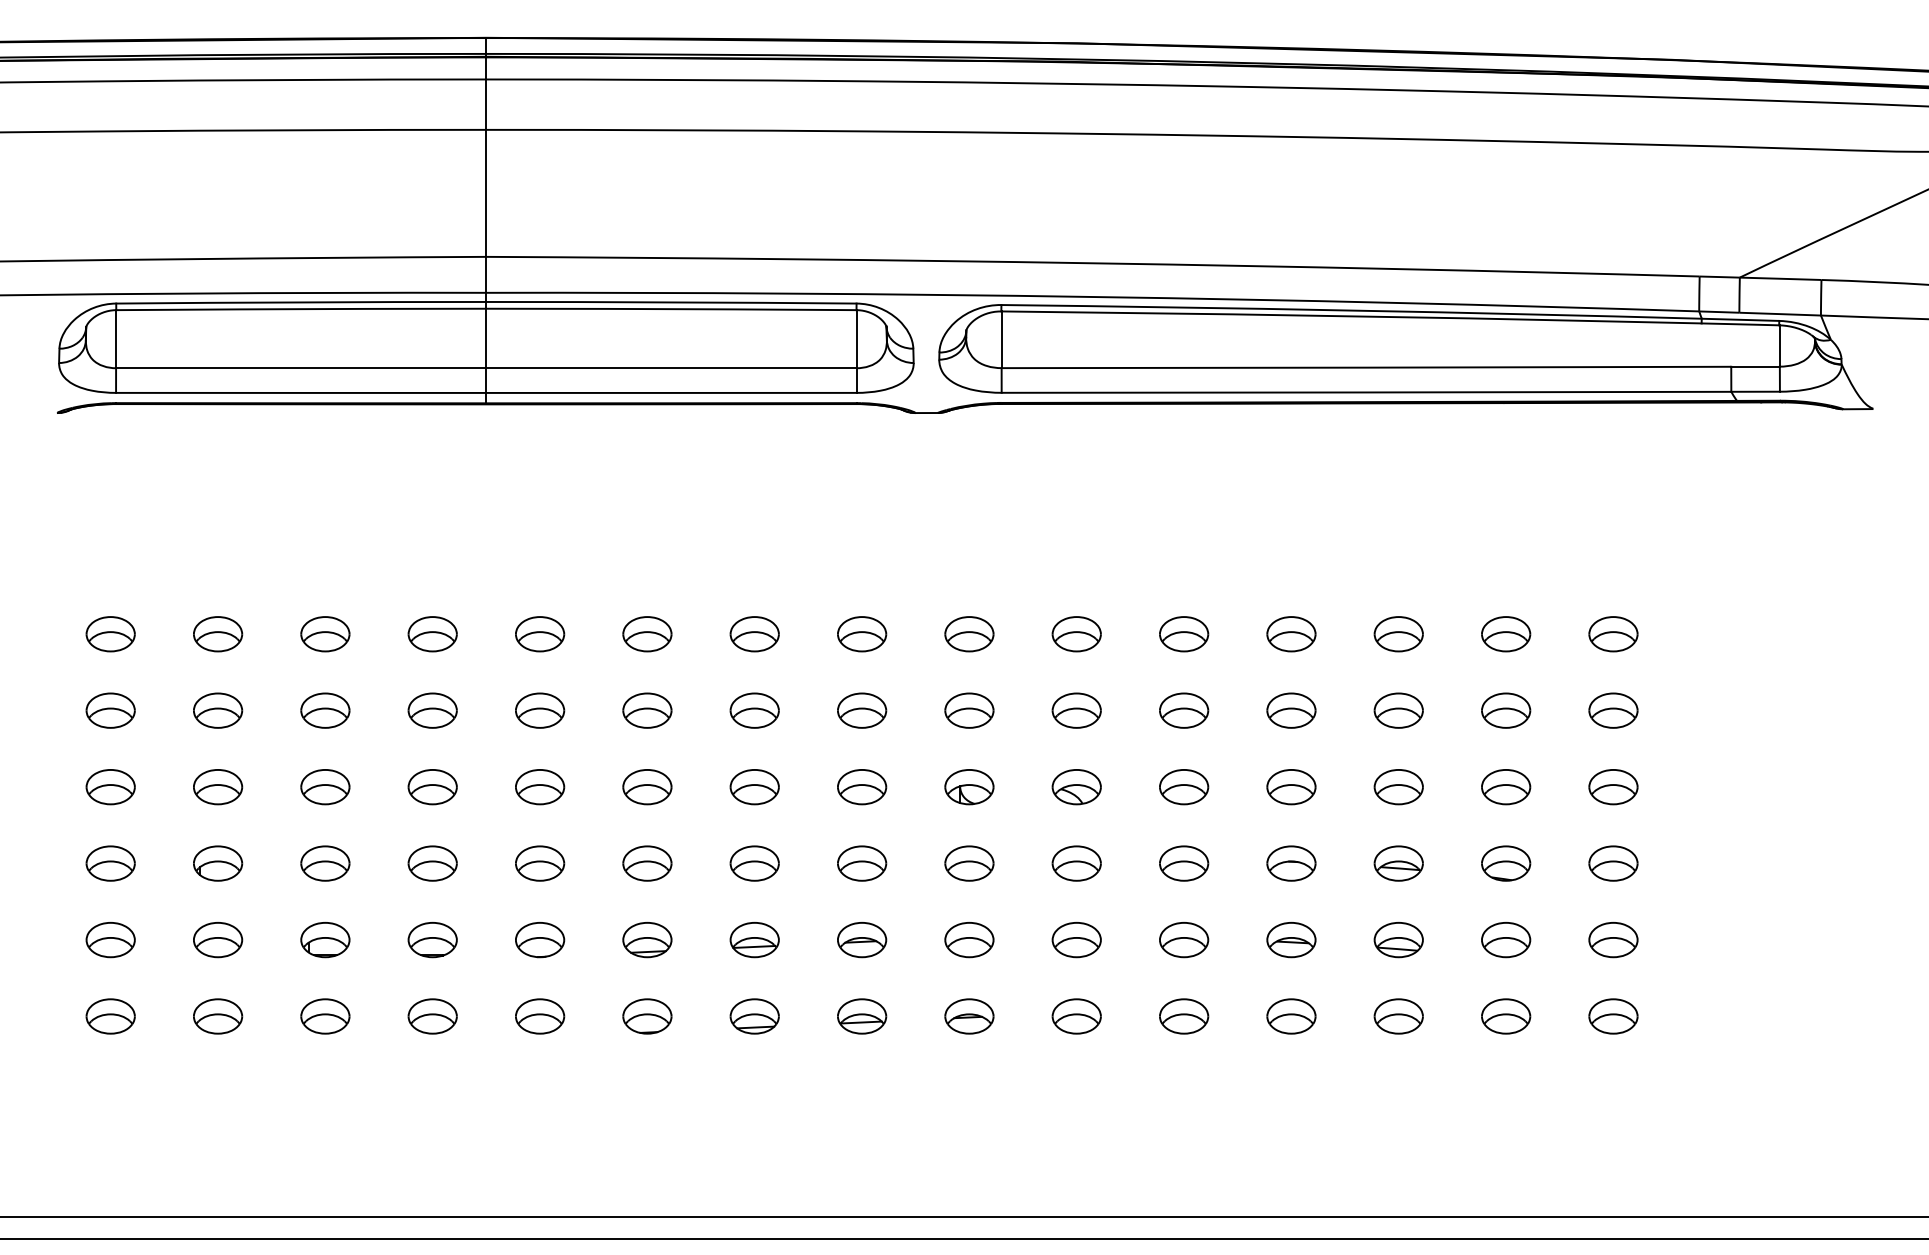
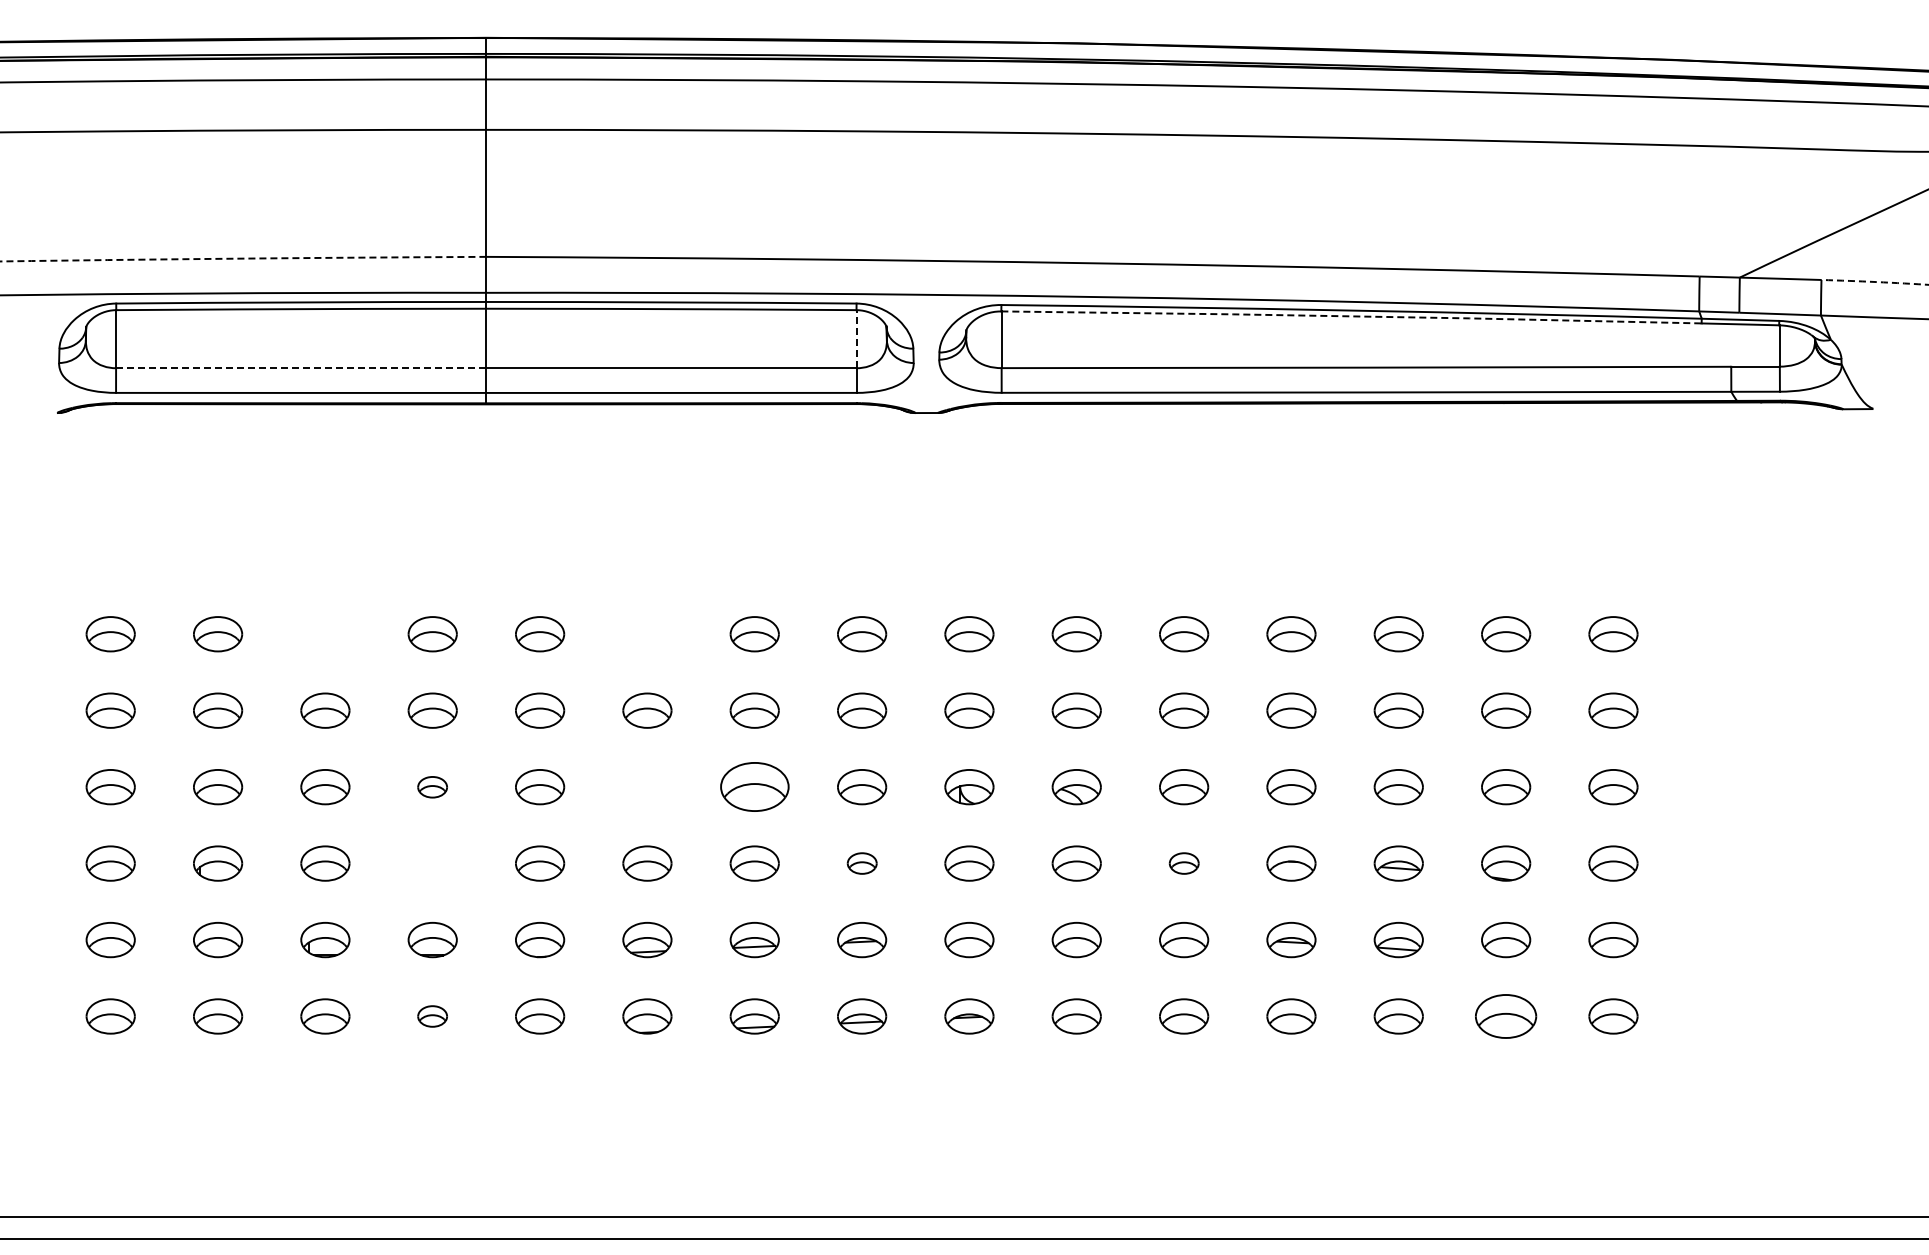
arc: solid -> dashed (242, 258)
arc: solid -> dashed (1875, 282)
line: solid -> dashed (1351, 316)
line: solid -> dashed (856, 338)
line: solid -> dashed (300, 368)
part: present -> none (325, 634)
part: present -> none (647, 634)
part size: 51x37 px -> 31x23 px (432, 787)
part: present -> none (647, 787)
part size: 51x37 px -> 70x50 px (754, 786)
part: present -> none (432, 863)
part size: 51x37 px -> 32x23 px (861, 863)
part size: 51x37 px -> 32x23 px (1183, 863)
part size: 51x37 px -> 31x23 px (432, 1016)
part size: 51x37 px -> 63x45 px (1506, 1016)
